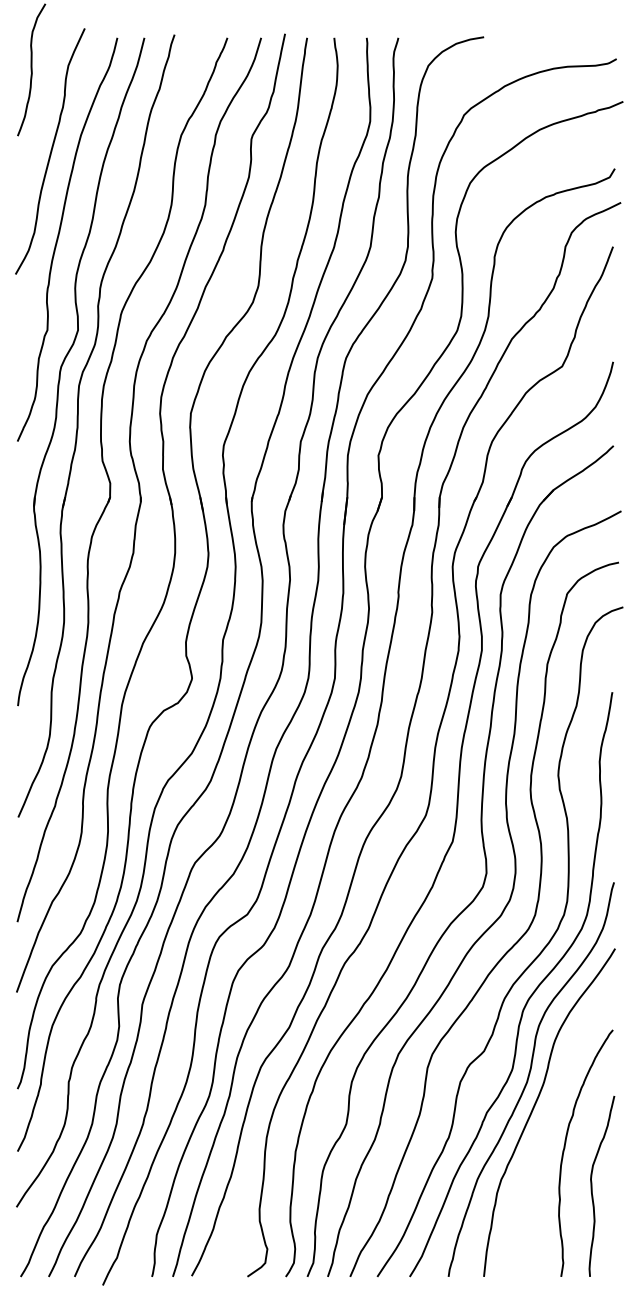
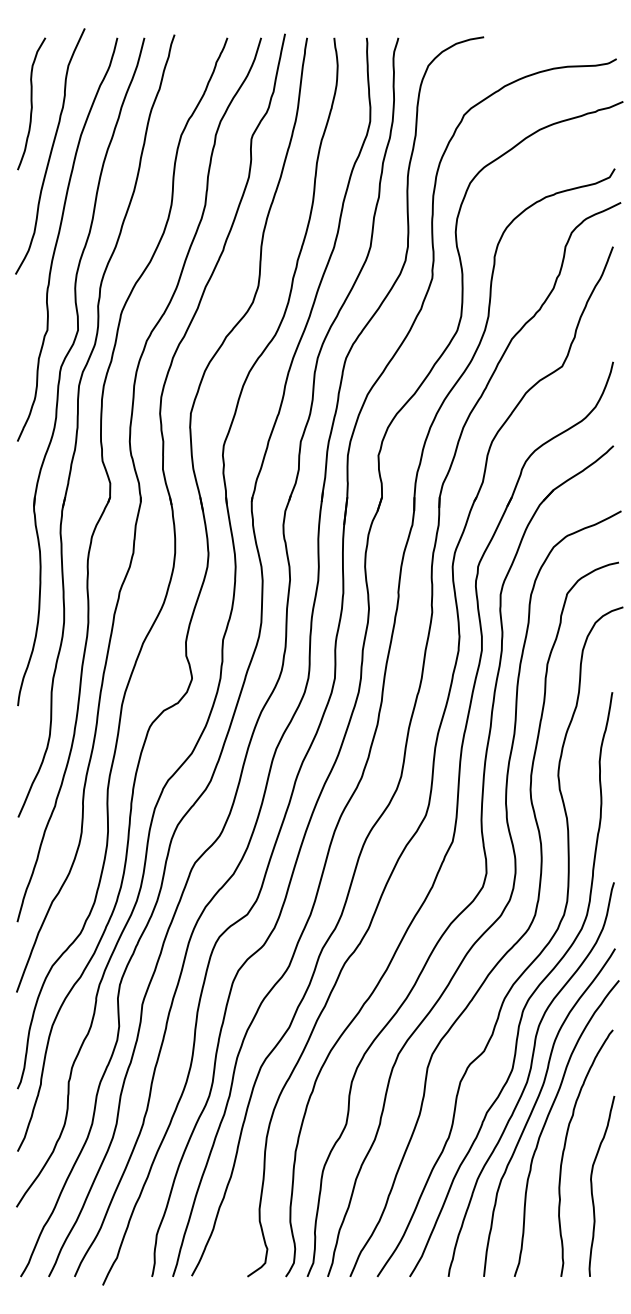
curve position: (31, 69) -> (31, 103) (31, 103)
curve: none -> present (547, 1120)
